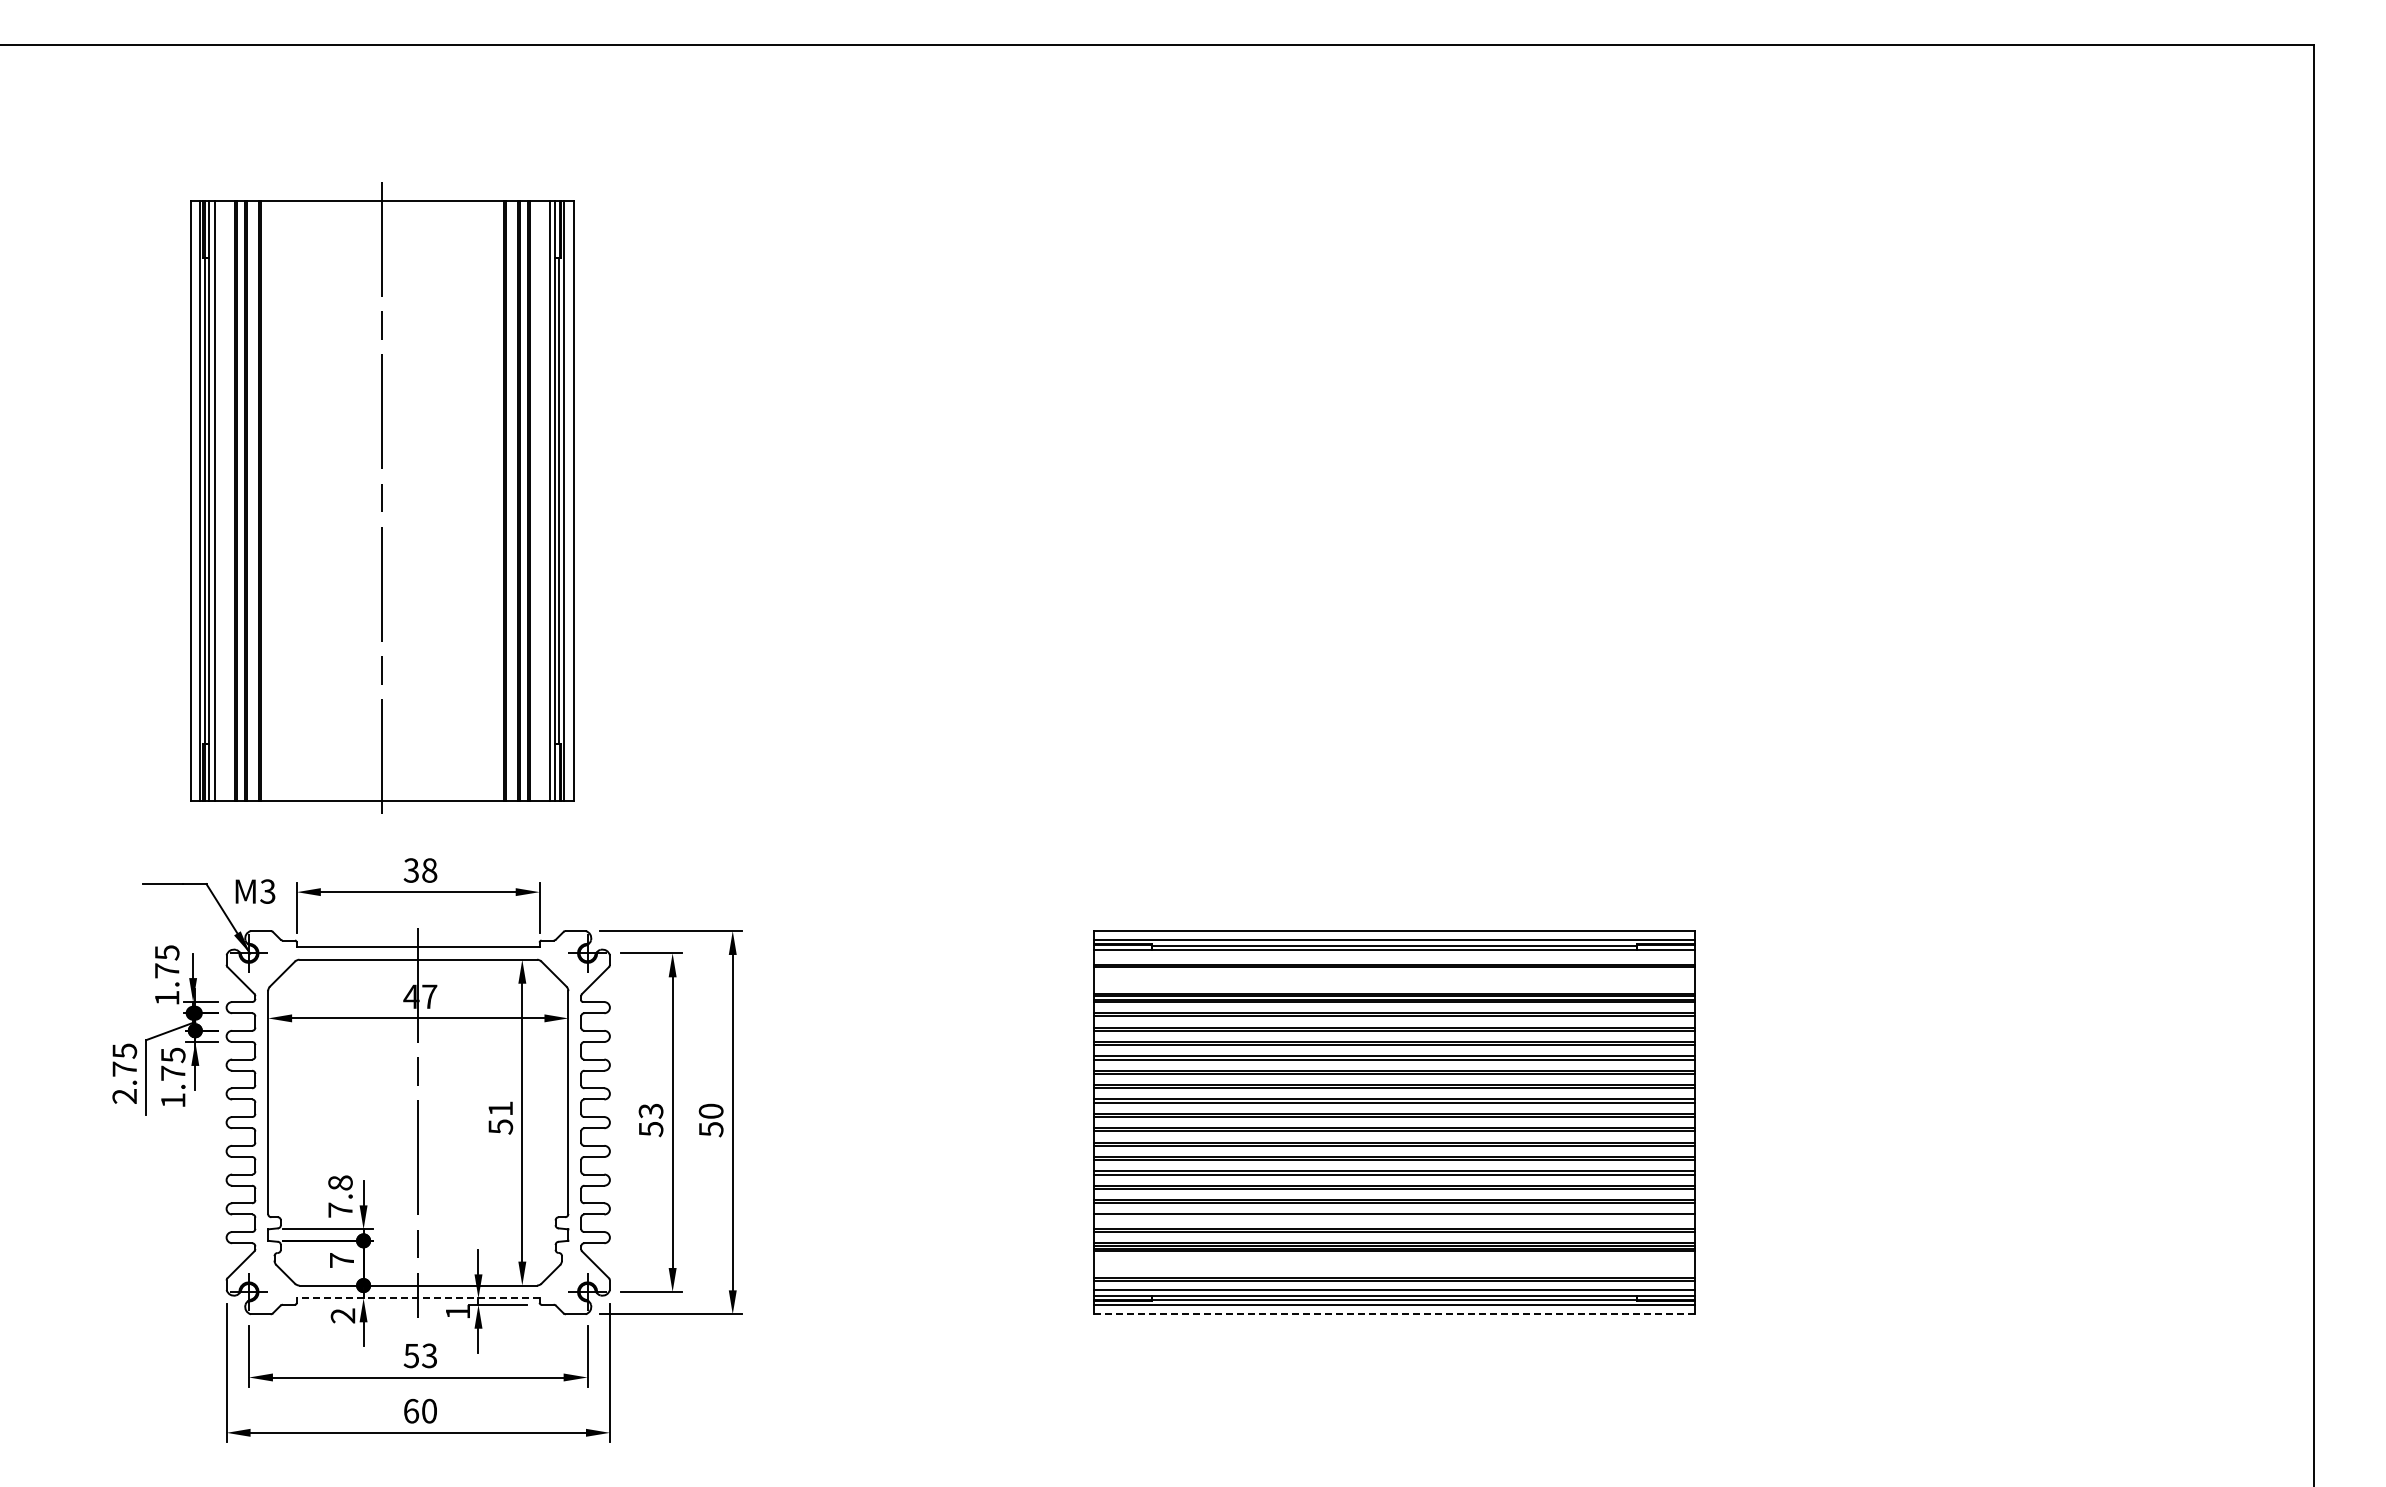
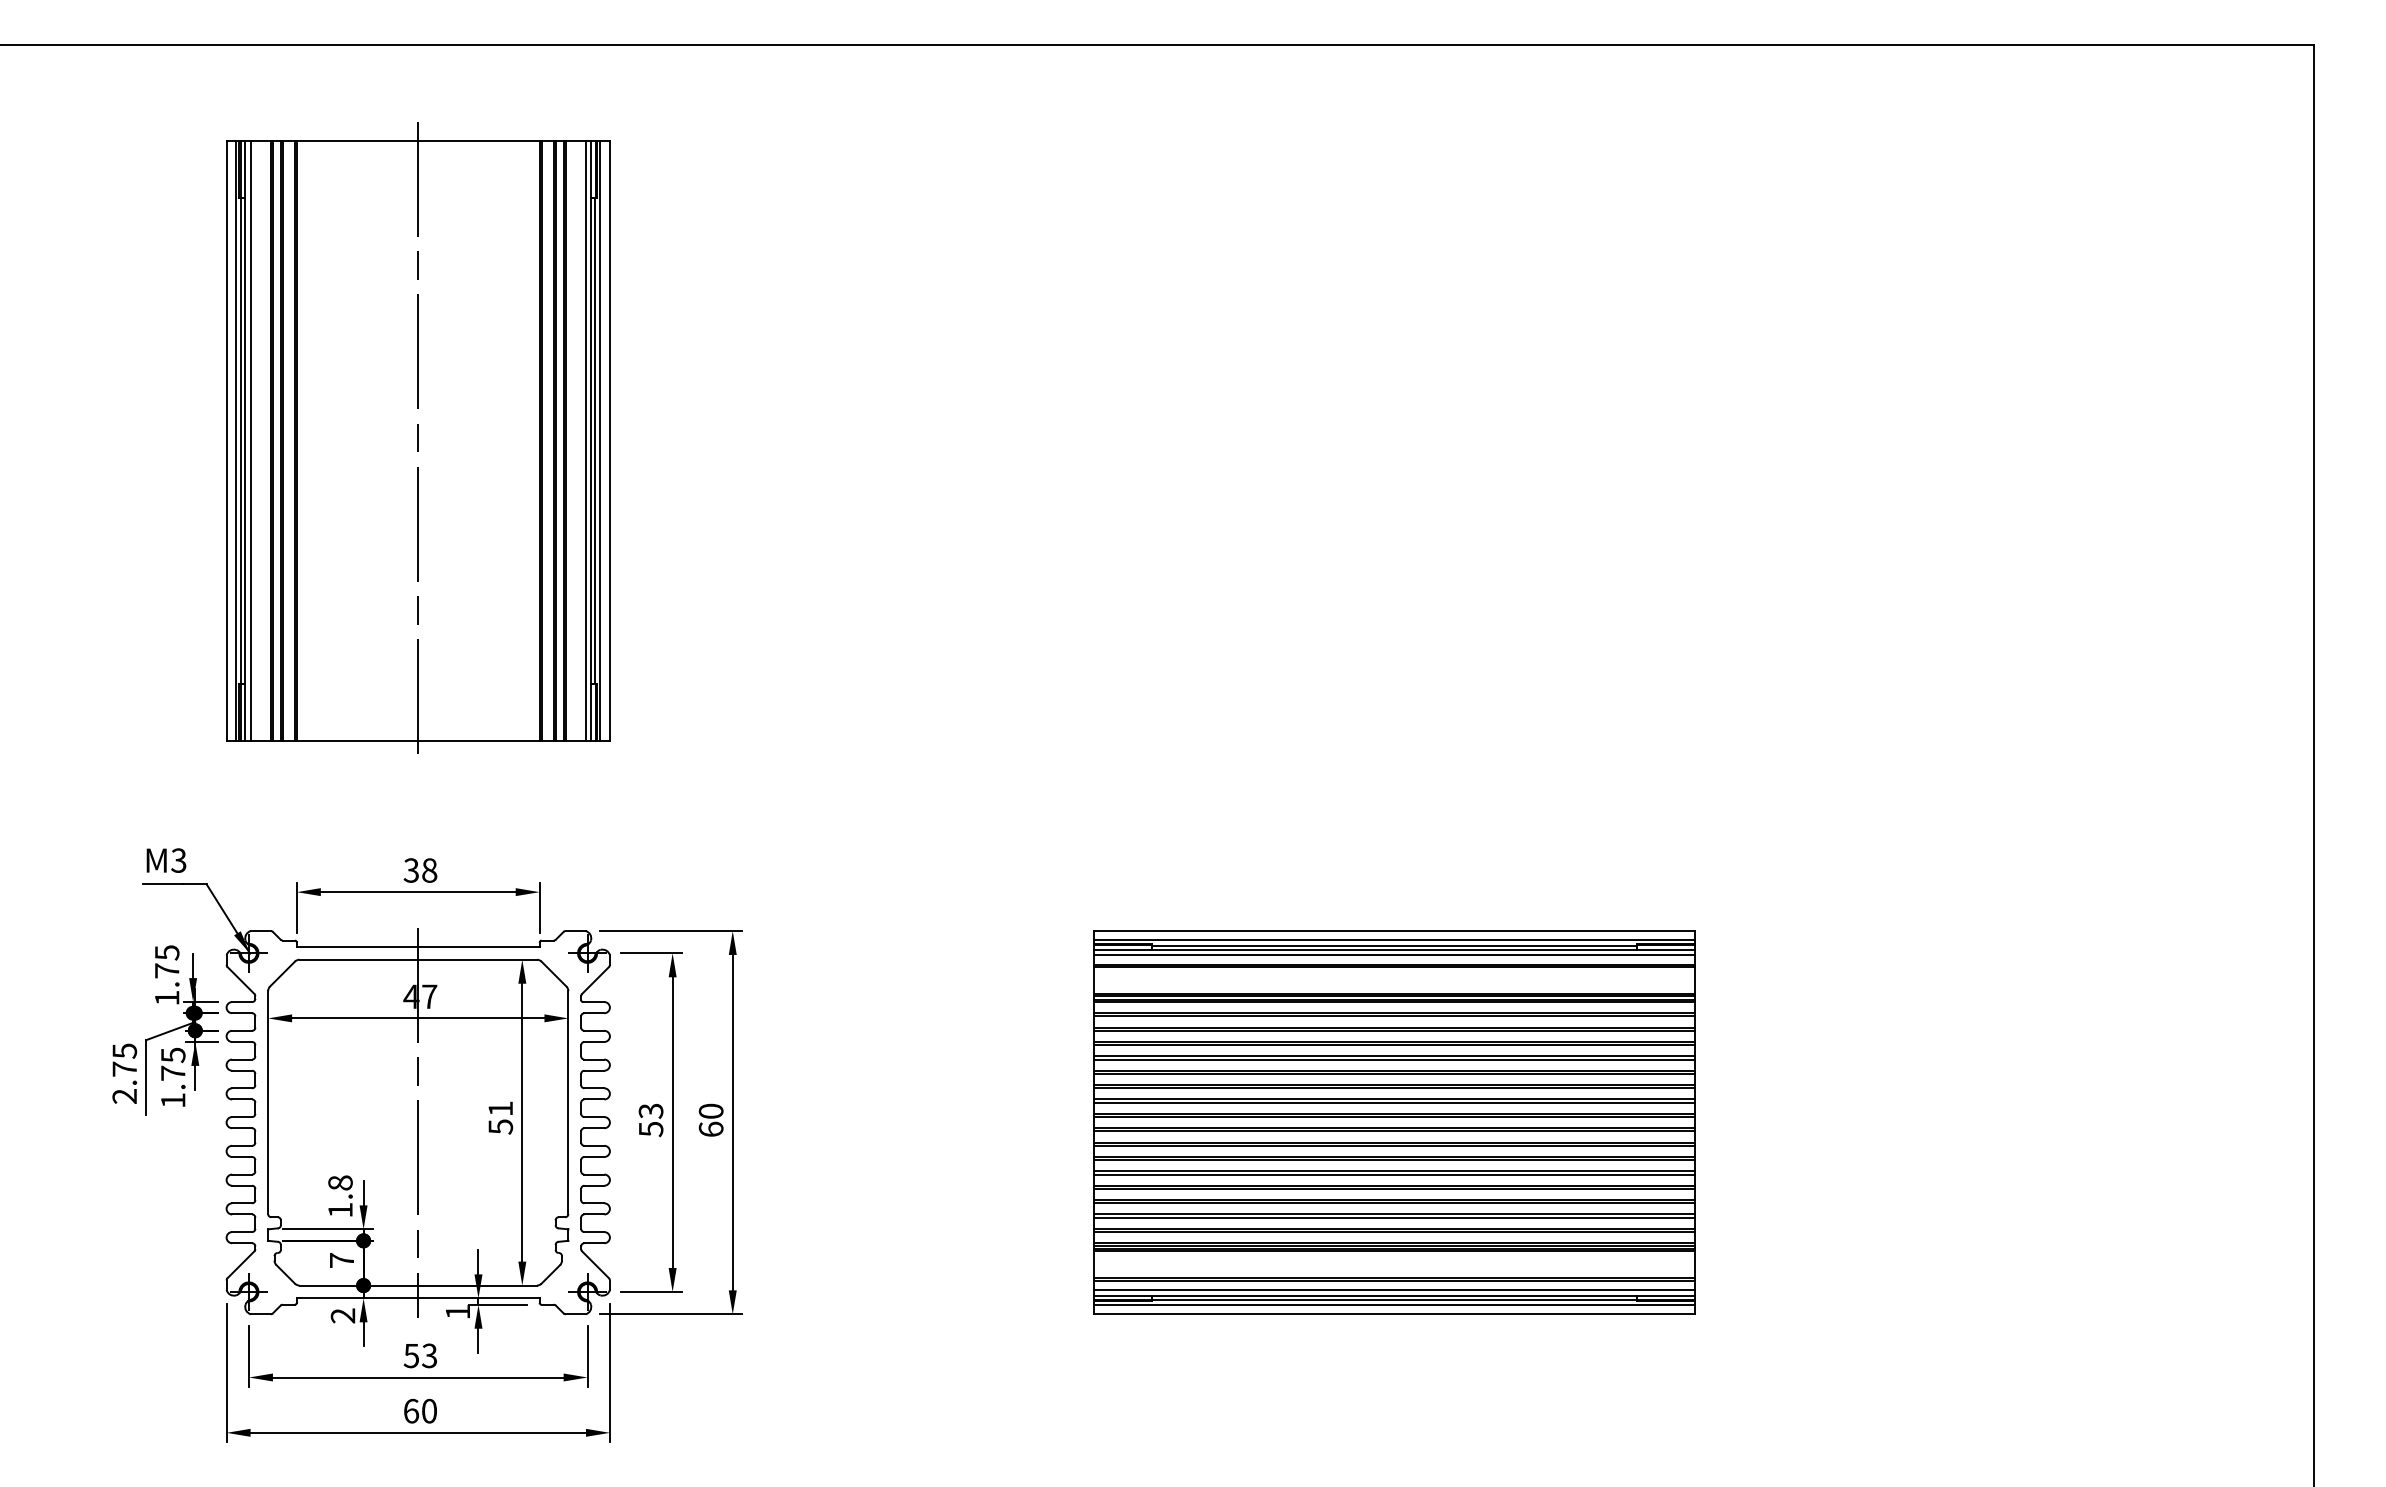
part position: (382, 497) -> (418, 437) (418, 437)
text position: (255, 891) -> (166, 860) (166, 860)
line: none -> present (1394, 955)
text: 50 -> 60 (710, 1129)
text: 7.8 -> 1.8 (340, 1209)
line: none -> present (1394, 1217)
line: dashed -> solid (417, 1298)
line: dashed -> solid (1394, 1314)
